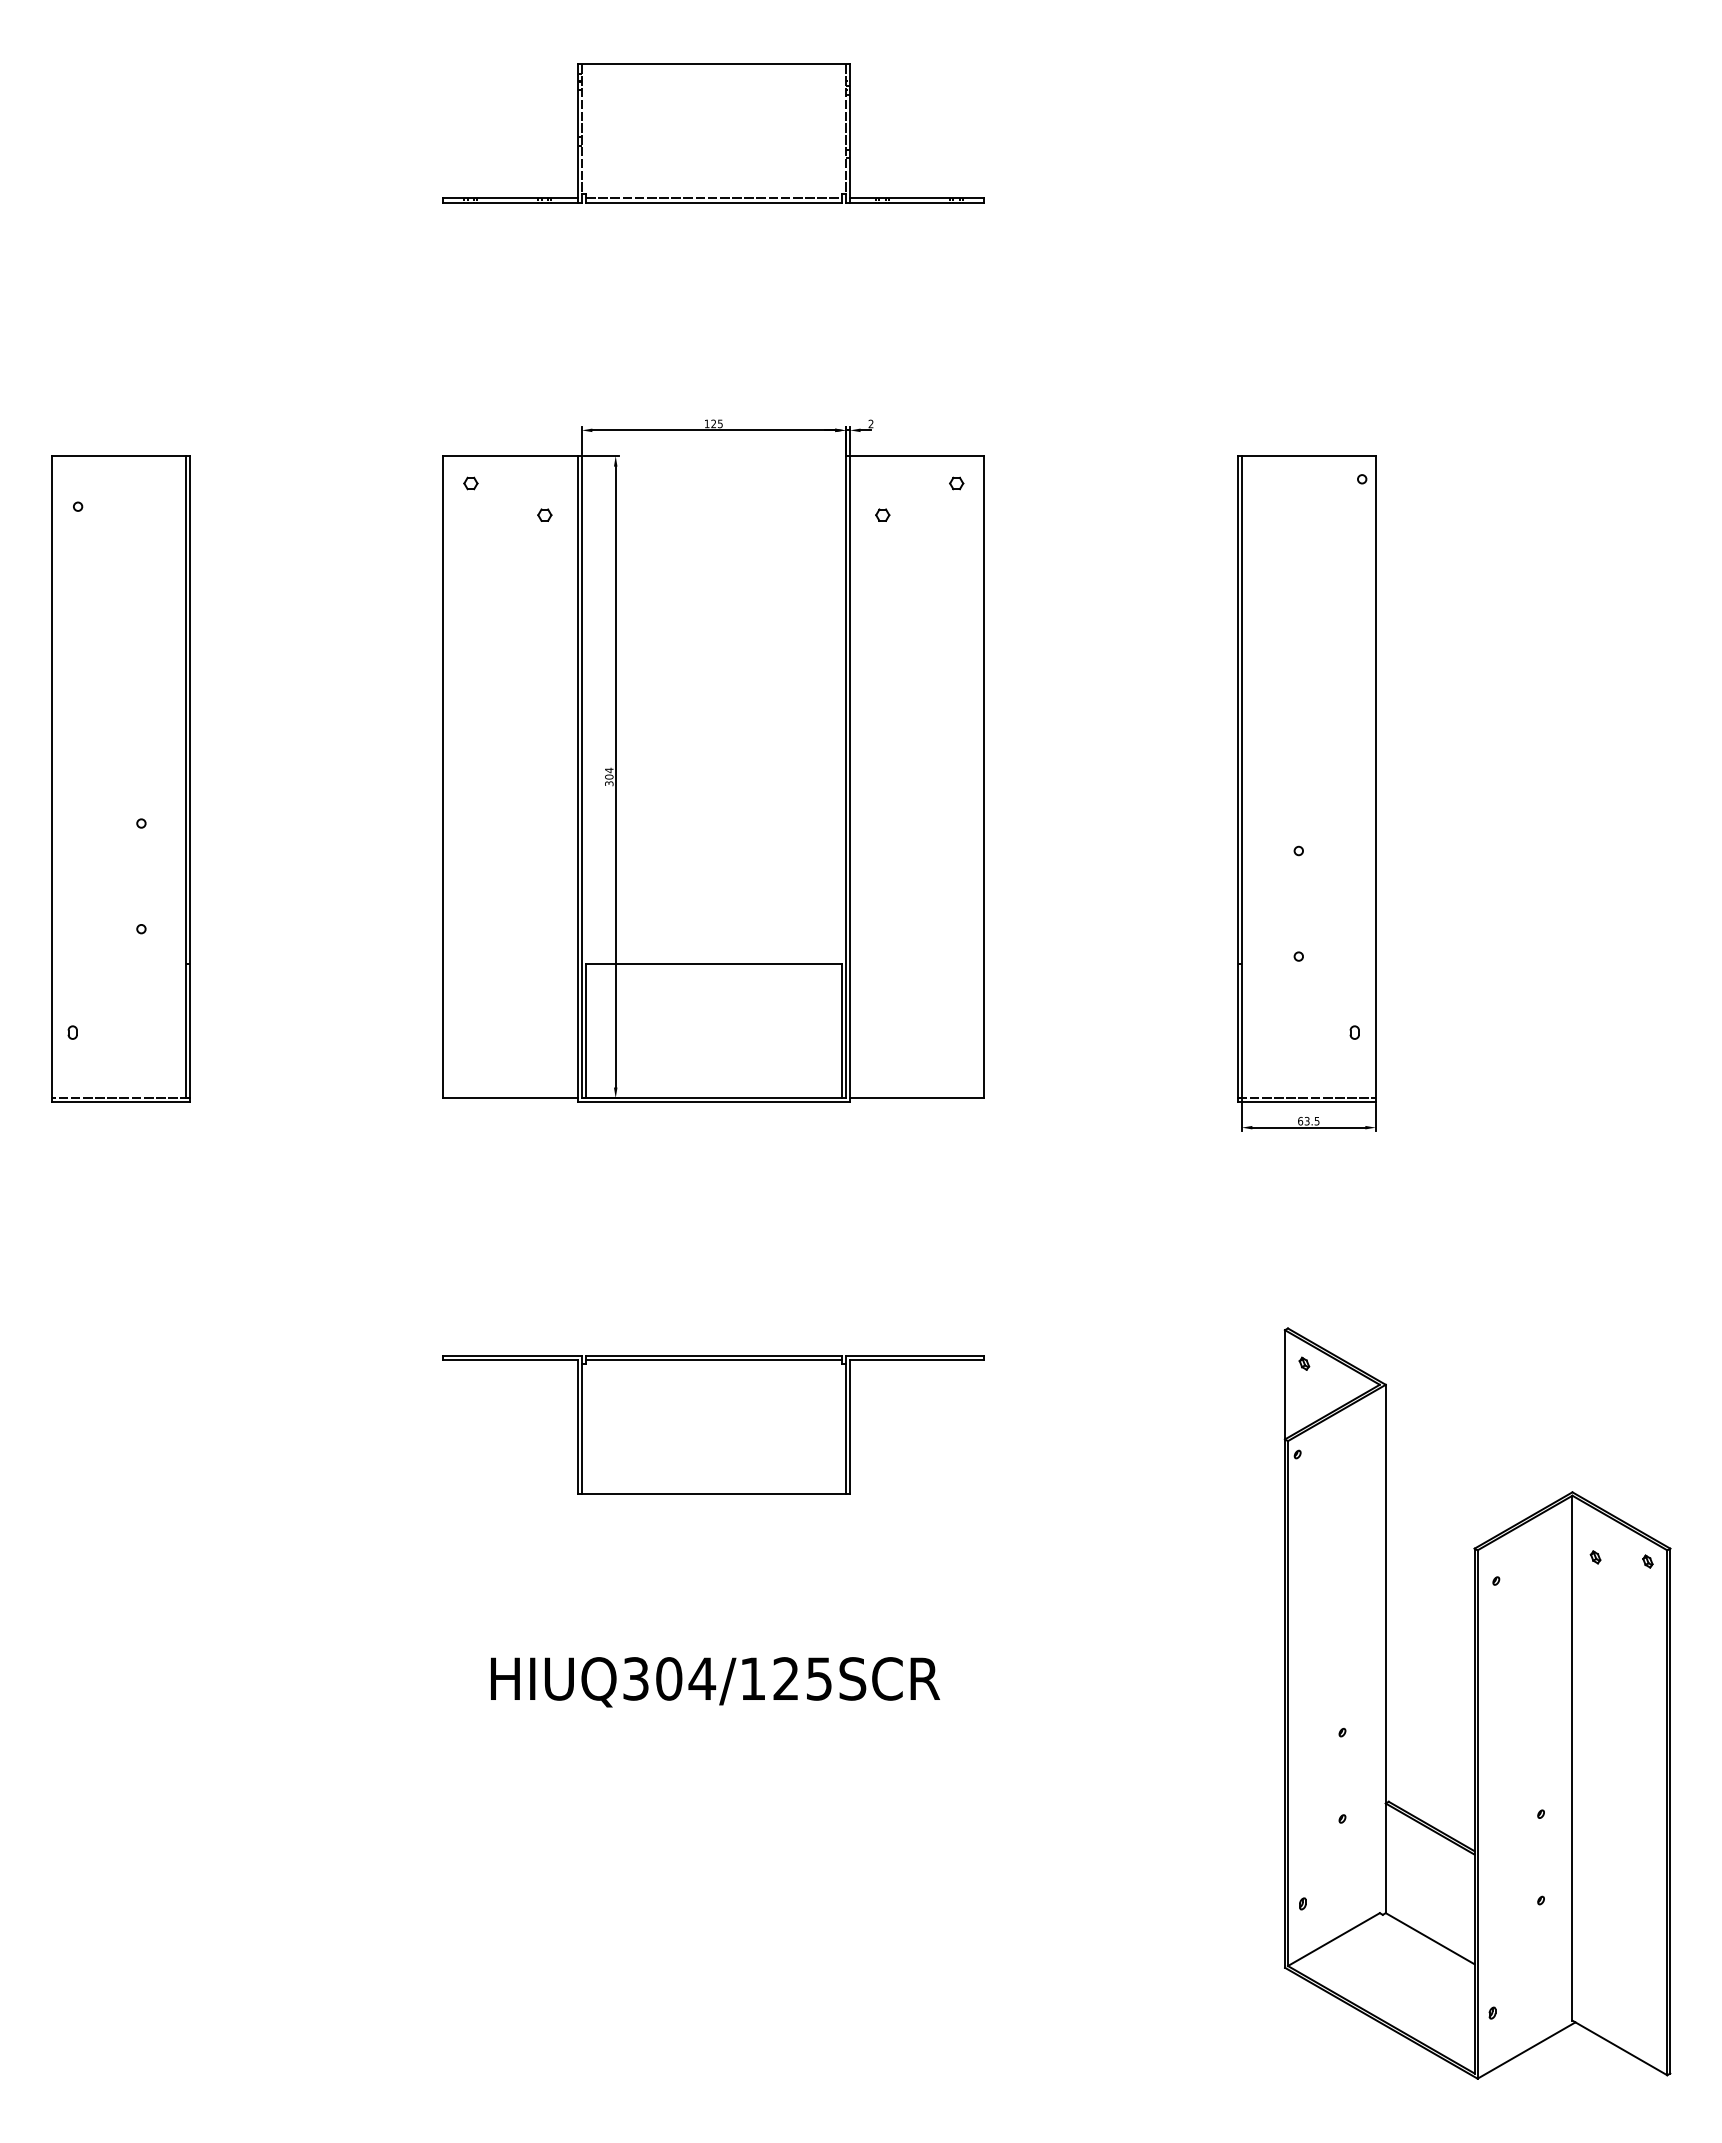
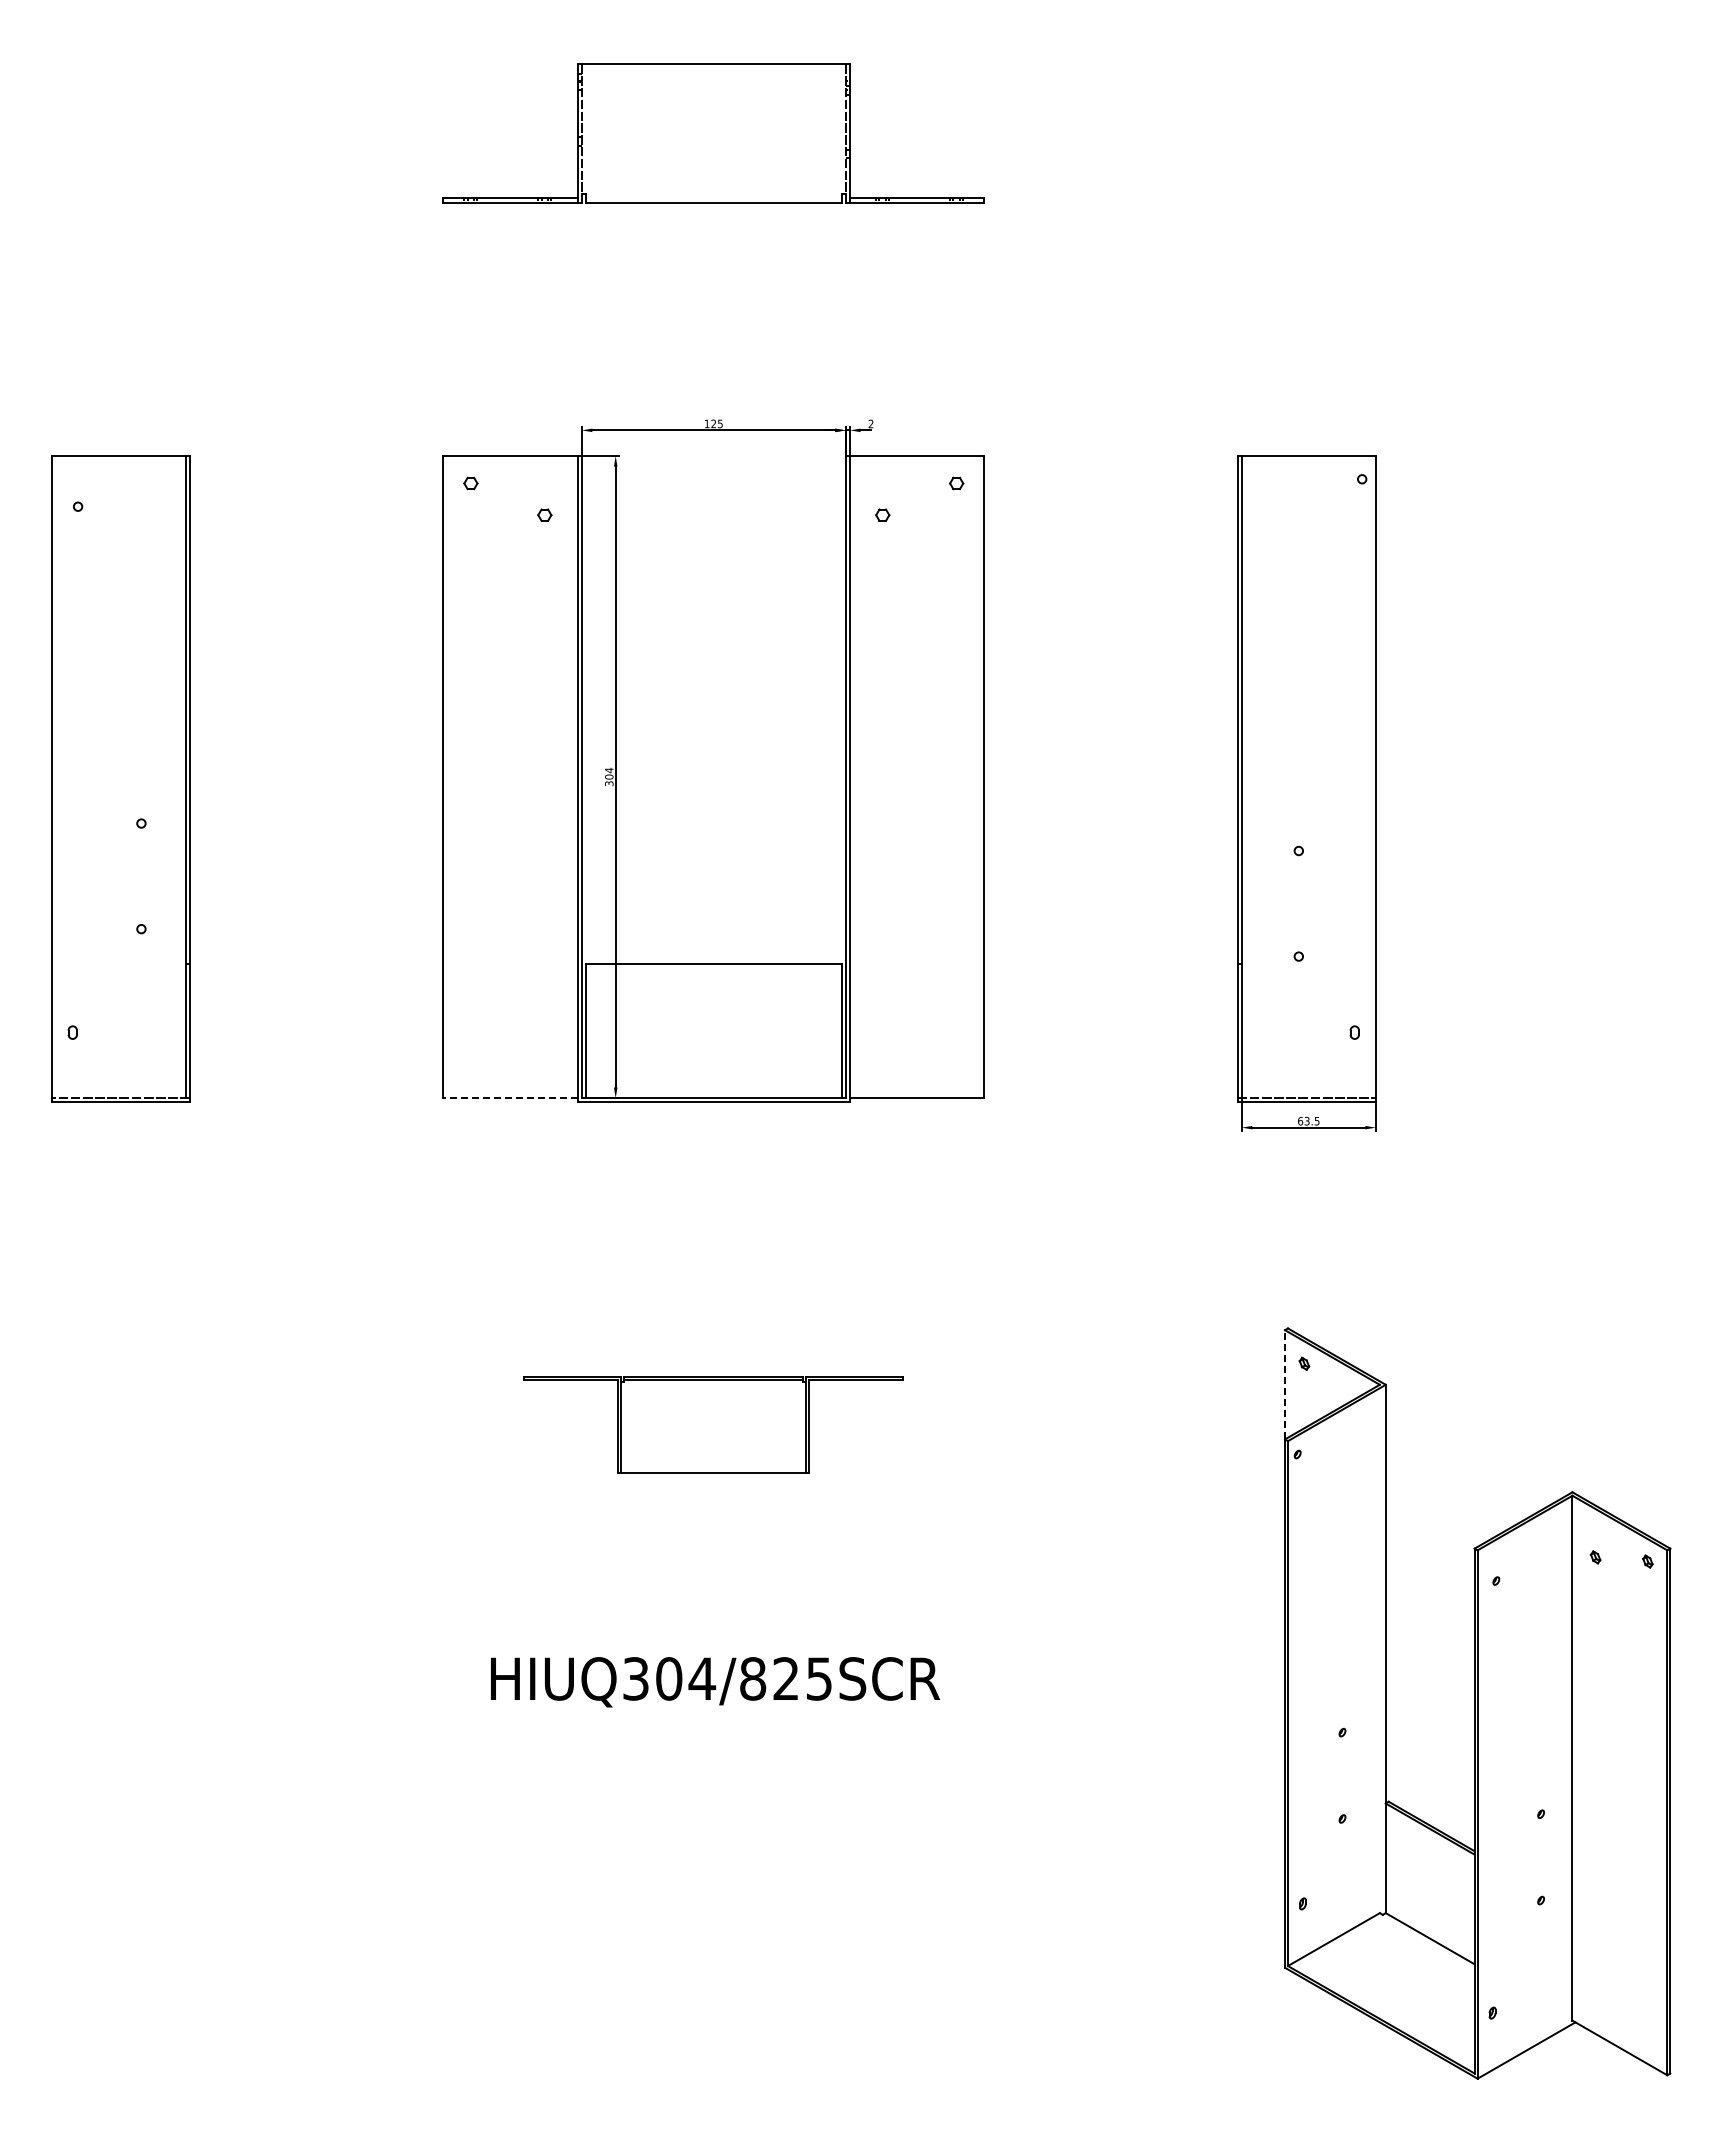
line: present -> none (713, 198)
line: solid -> dashed (510, 1098)
line: solid -> dashed (1285, 1384)
part size: 543x140 px -> 381x98 px (713, 1424)
text: HIUQ304/125SCR -> HIUQ304/825SCR (753, 1678)
